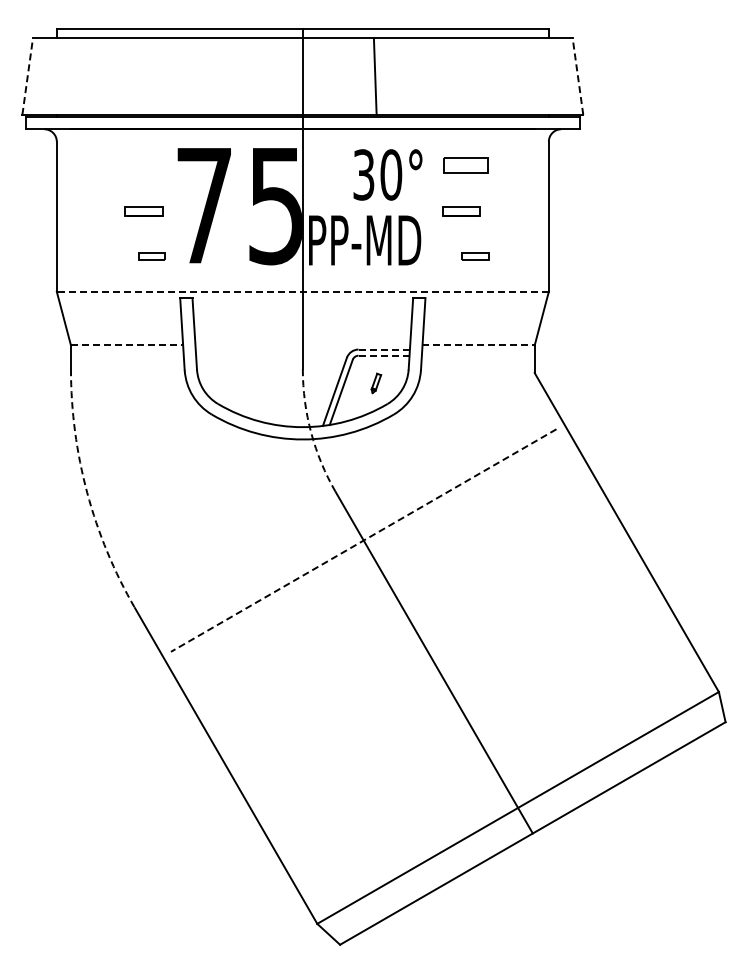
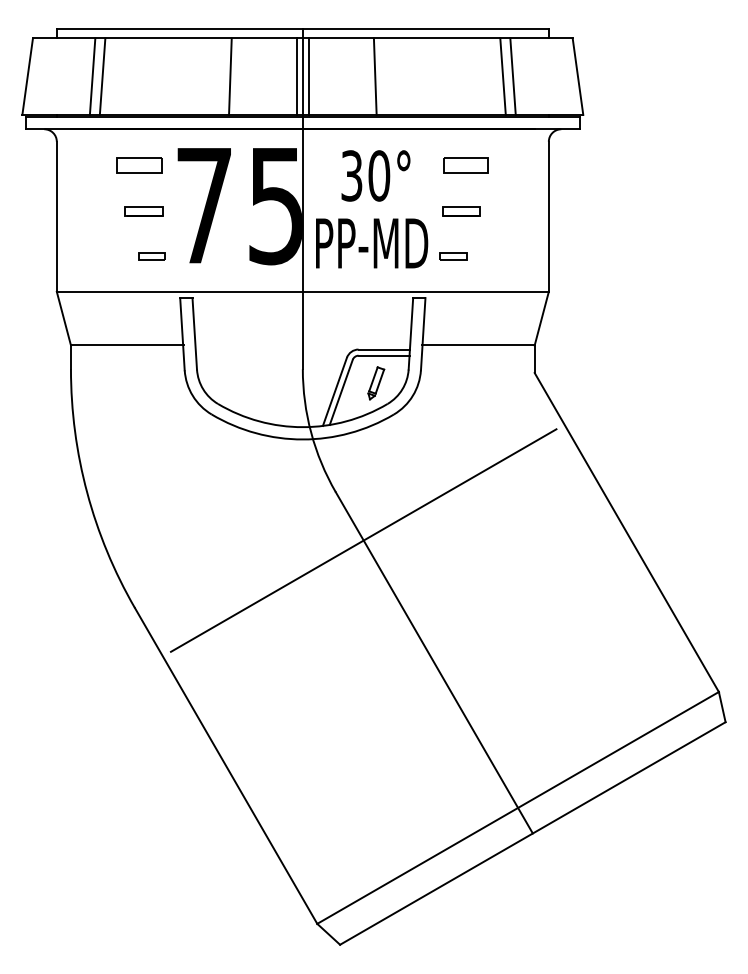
line: dashed -> solid (27, 76)
line: none -> present (92, 76)
line: none -> present (102, 76)
line: none -> present (230, 76)
line: none -> present (296, 76)
line: none -> present (308, 76)
line: none -> present (502, 76)
line: none -> present (512, 76)
line: dashed -> solid (577, 76)
part: none -> present (139, 165)
text position: (387, 174) -> (375, 175) (375, 175)
text position: (365, 240) -> (372, 243) (372, 243)
part position: (475, 256) -> (453, 256) (453, 256)
line: dashed -> solid (302, 291)
line: dashed -> solid (127, 345)
line: dashed -> solid (478, 345)
line: dashed -> solid (383, 349)
line: dashed -> solid (383, 355)
part size: 13x23 px -> 19x35 px (376, 383)
arc: dashed -> solid (311, 432)
arc: dashed -> solid (87, 492)
line: dashed -> solid (363, 540)
